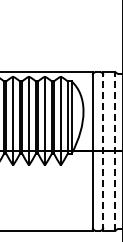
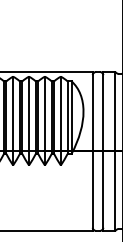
line: dashed -> solid (103, 151)
line: dashed -> solid (115, 151)
